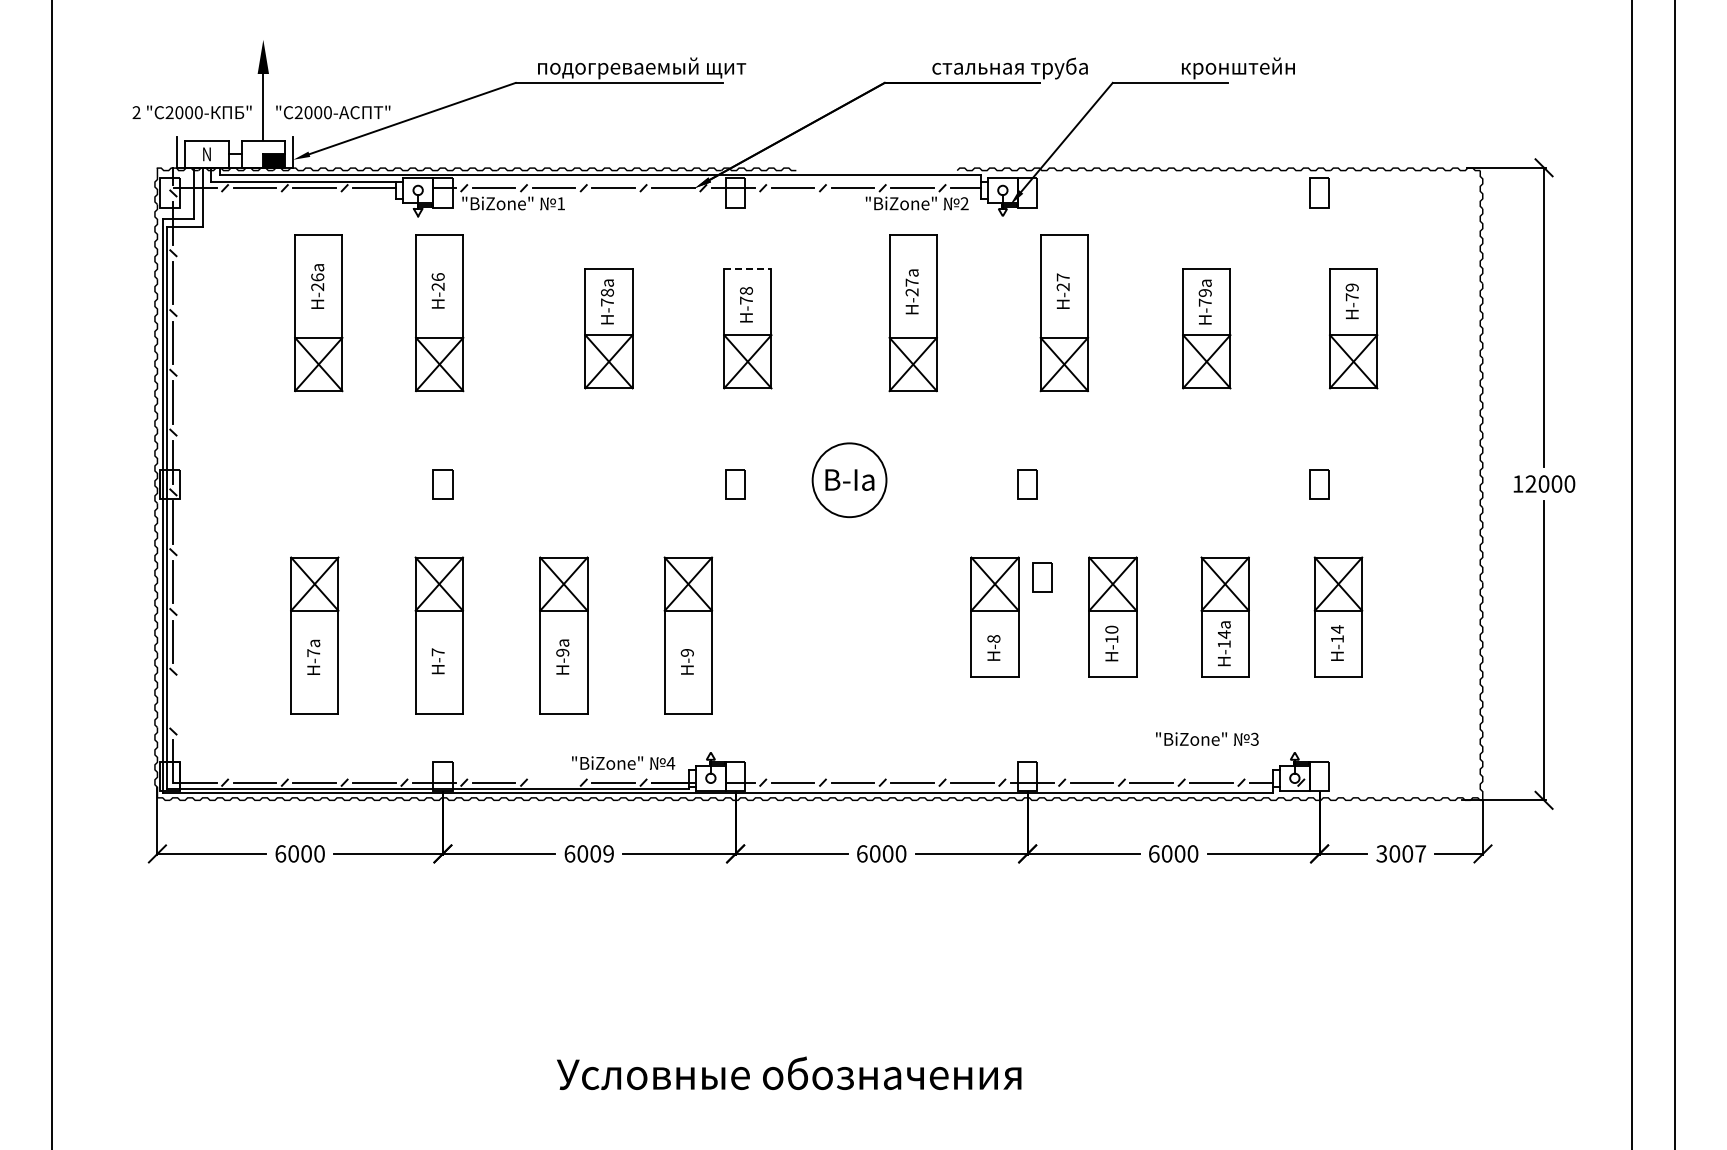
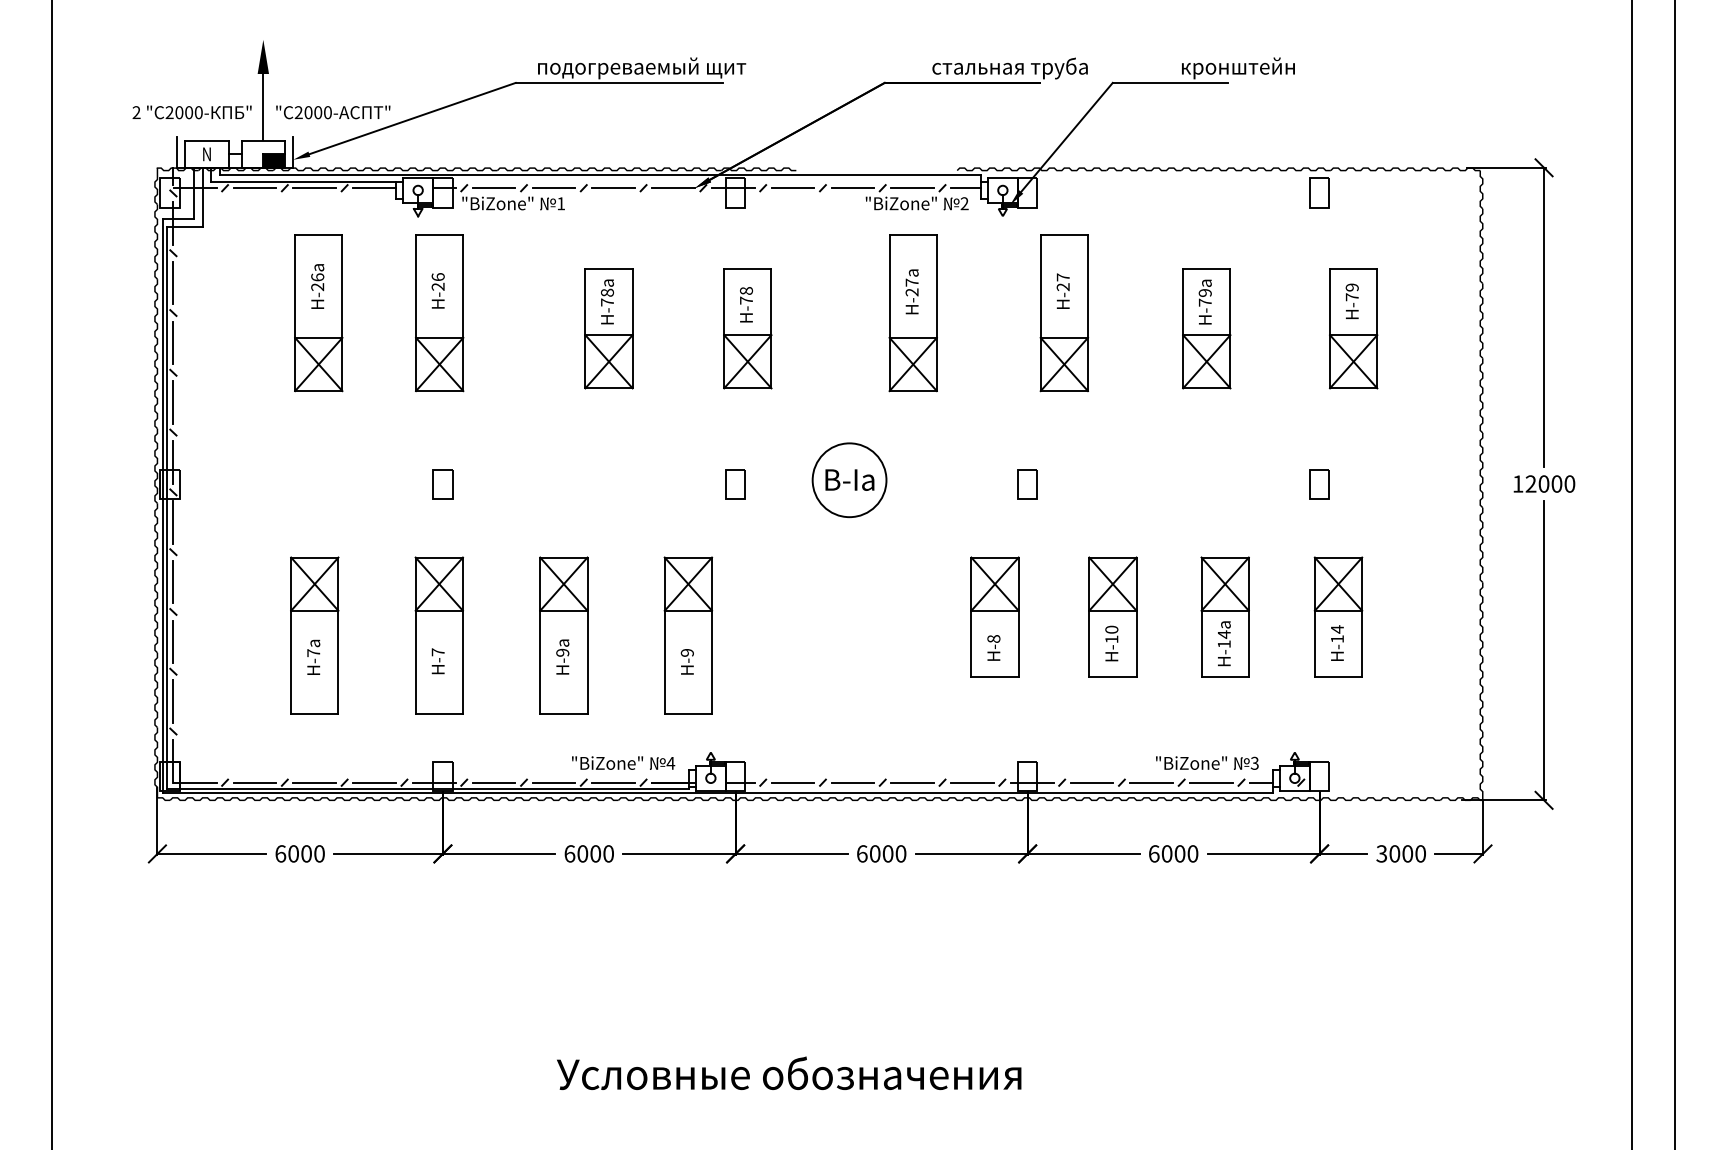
line: dashed -> solid (747, 268)
part: present -> none (1042, 577)
line: none -> present (173, 701)
text position: (1207, 738) -> (1207, 762) (1207, 762)
line: none -> present (553, 782)
text: 6009 -> 6000 (608, 853)
text: 3007 -> 3000 (1420, 853)
